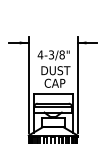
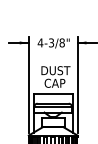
text position: (53, 55) -> (53, 43) (53, 43)
